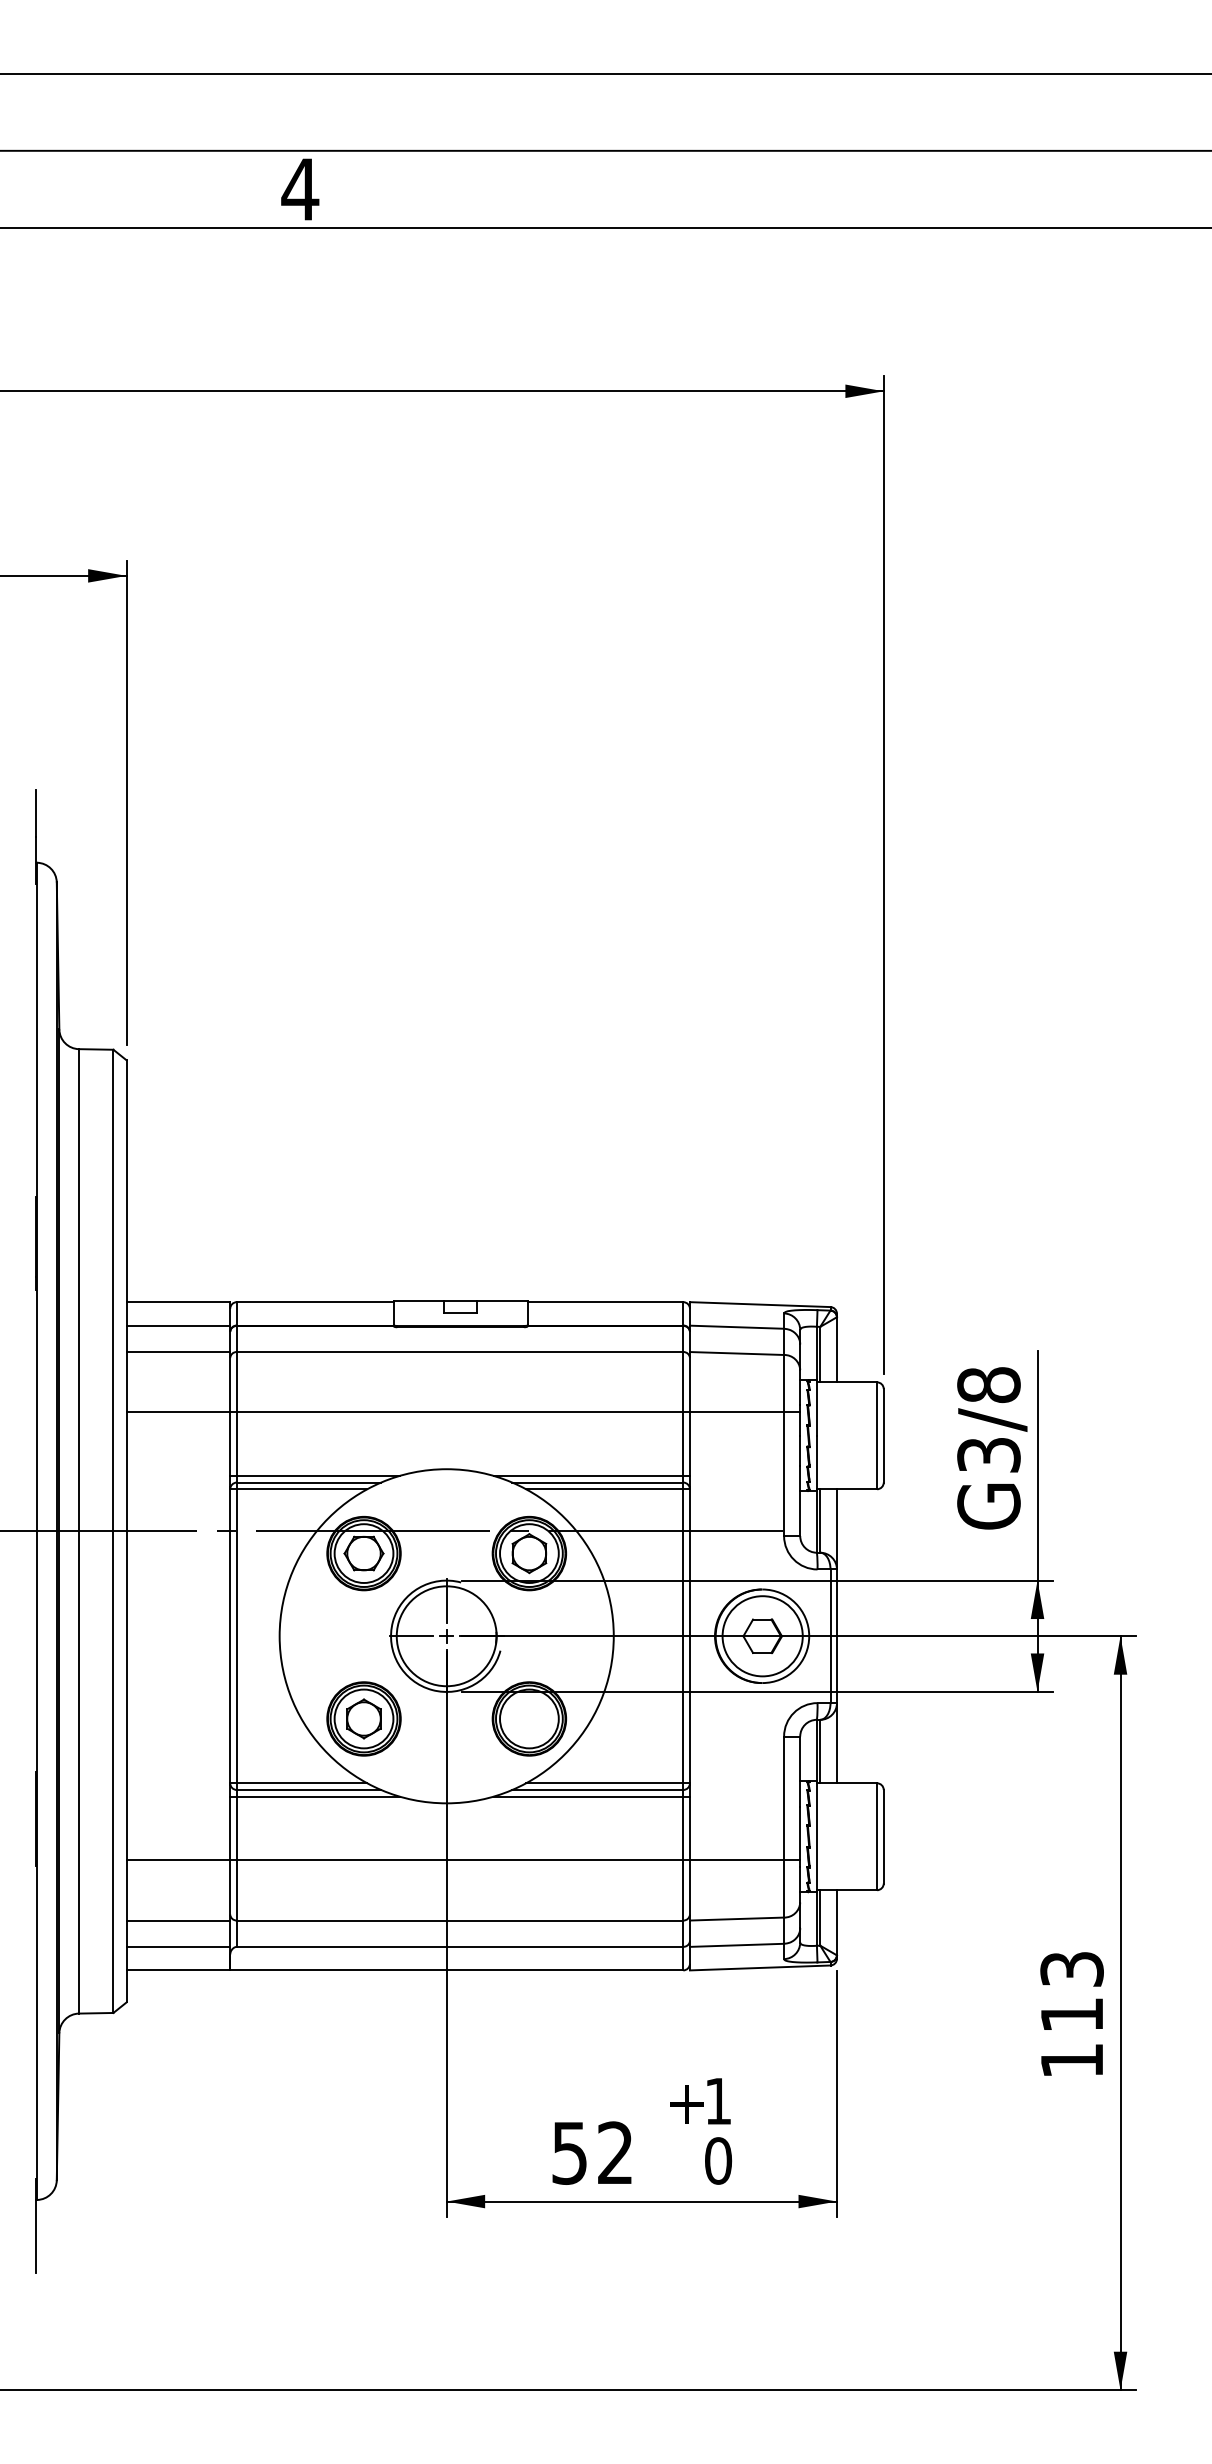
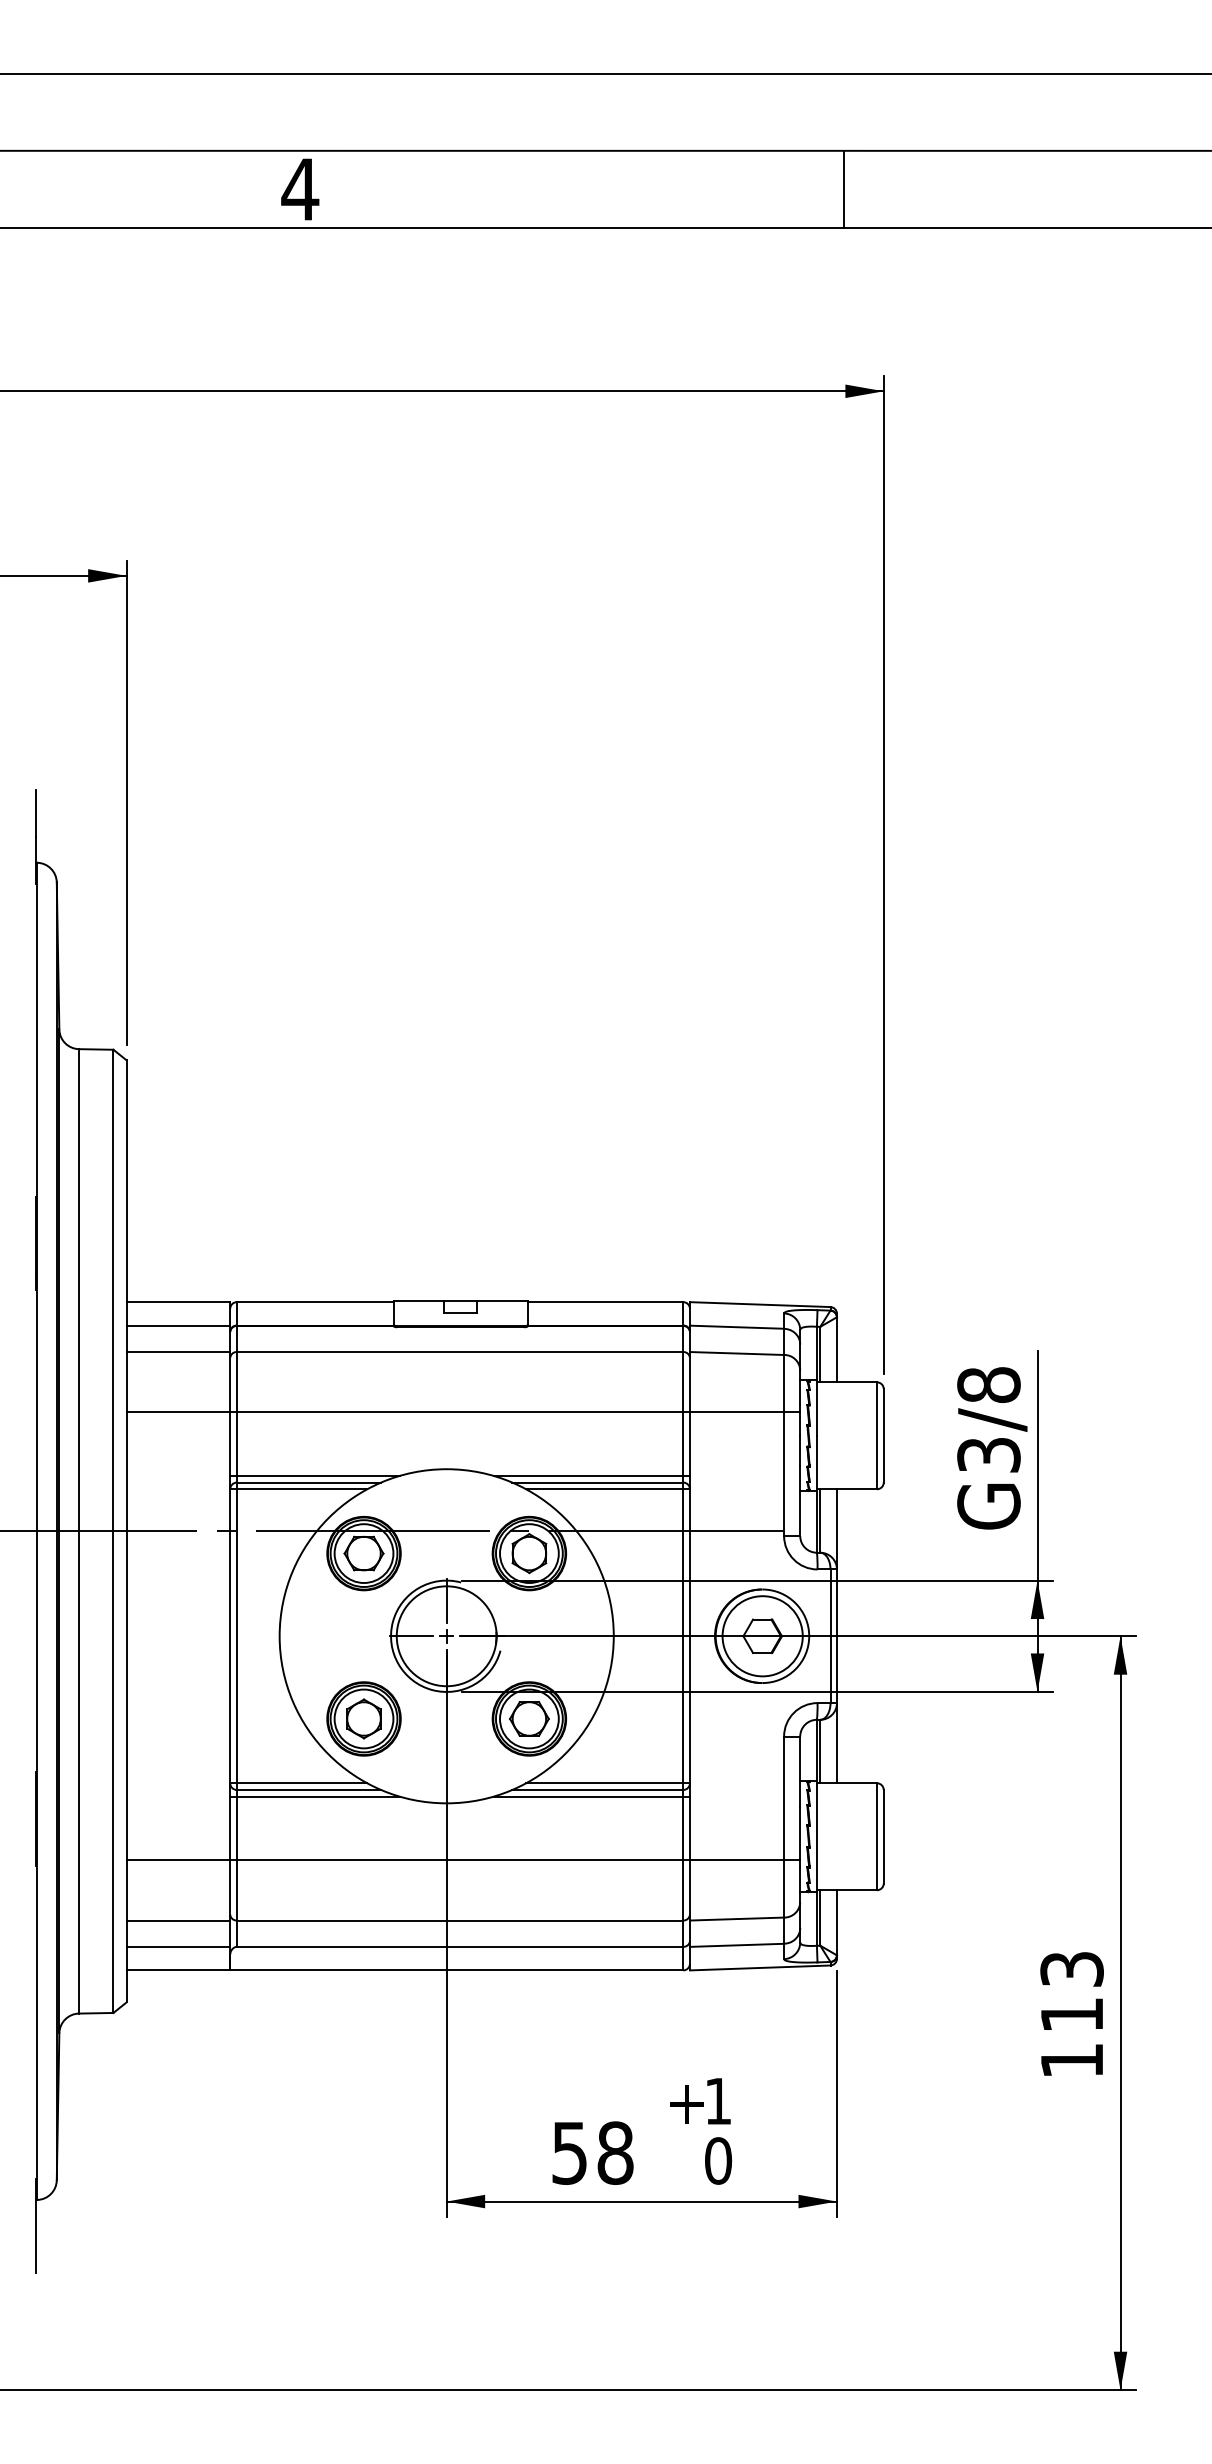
line: none -> present (844, 188)
part: none -> present (529, 1718)
text: 52 -> 58 (615, 2152)
